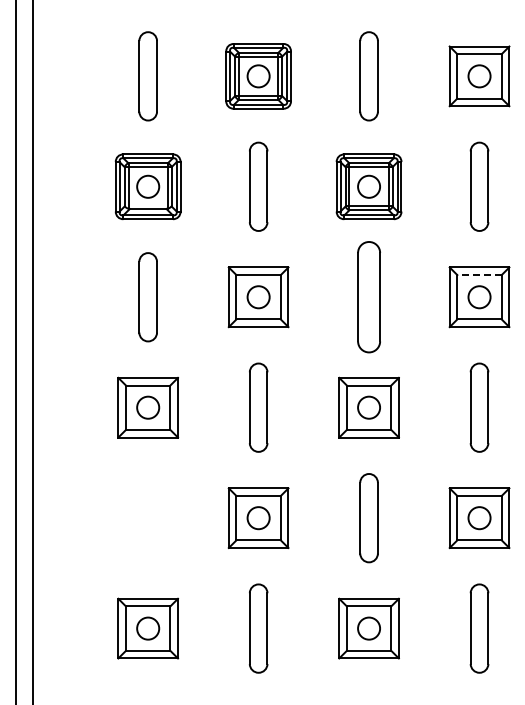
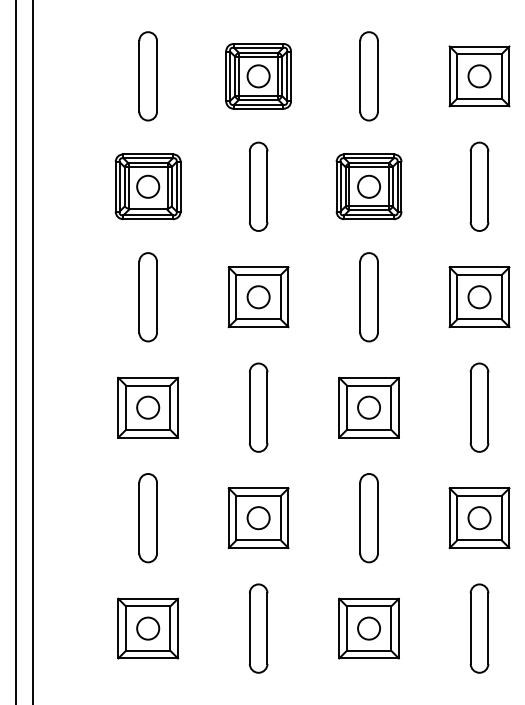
line: dashed -> solid (479, 275)
part size: 24x113 px -> 20x91 px (368, 297)
part: none -> present (147, 518)
